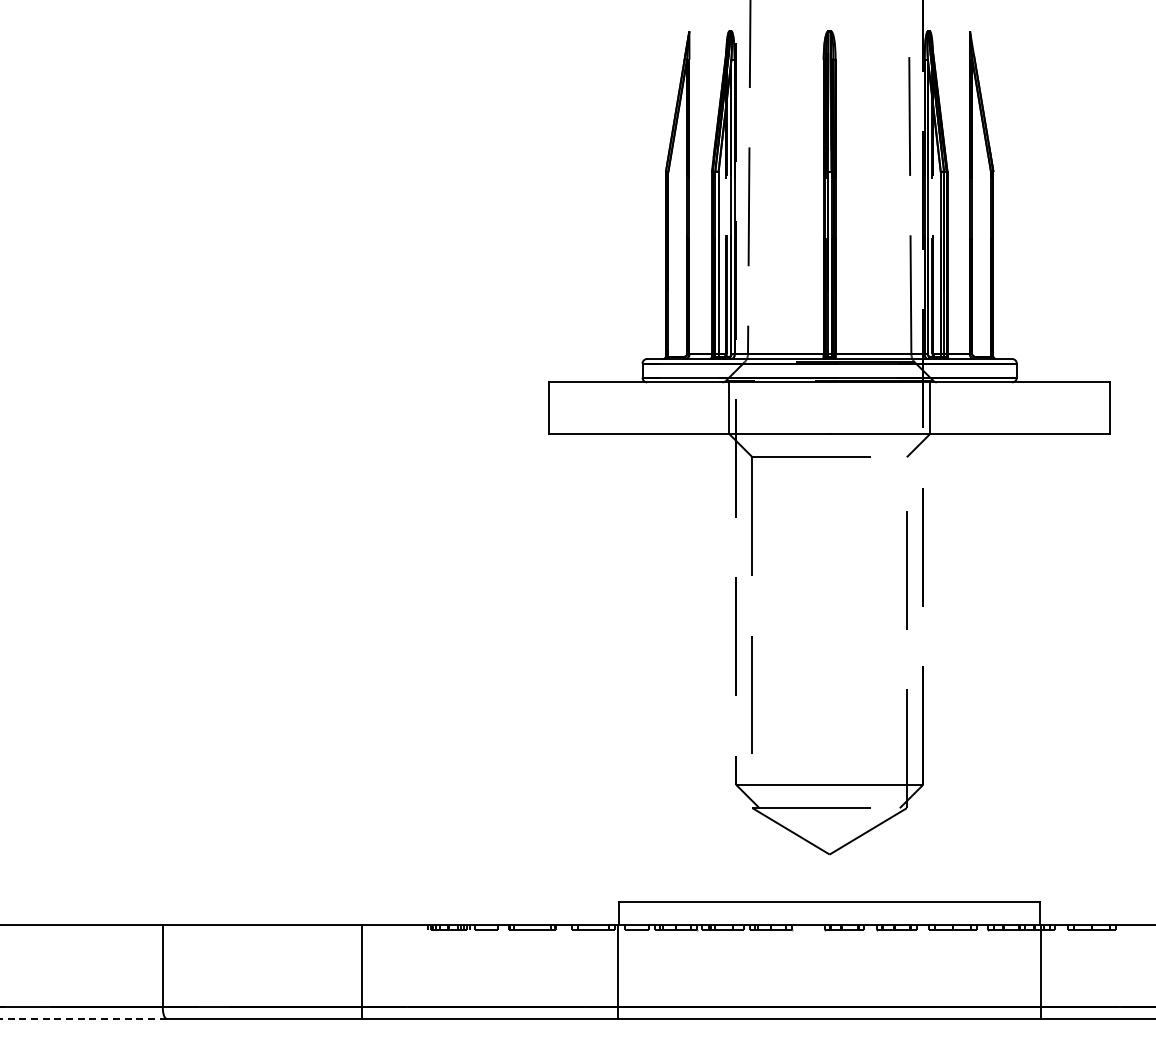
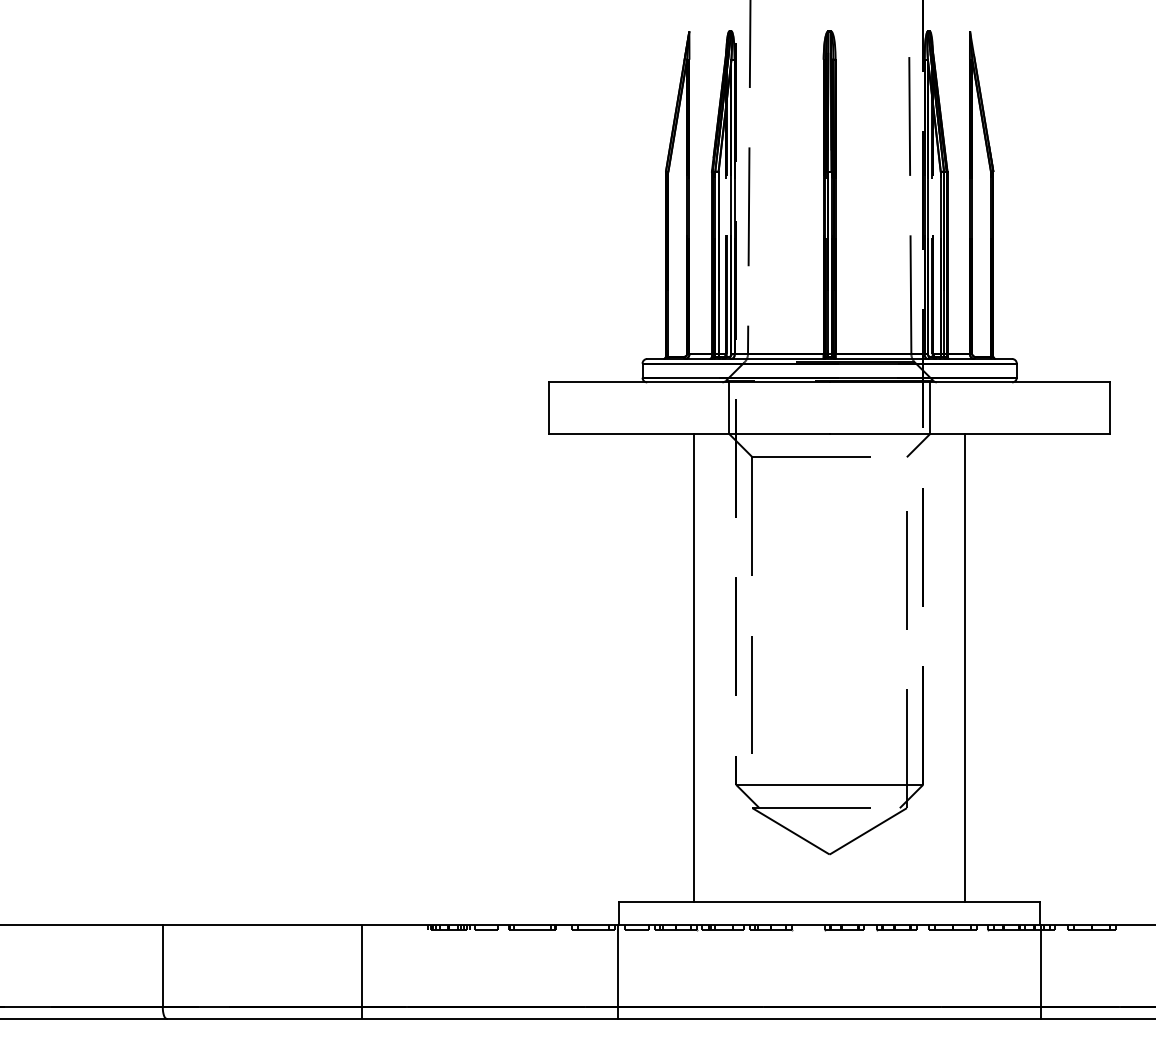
line: none -> present (694, 667)
line: none -> present (965, 667)
line: dashed -> solid (83, 1018)
